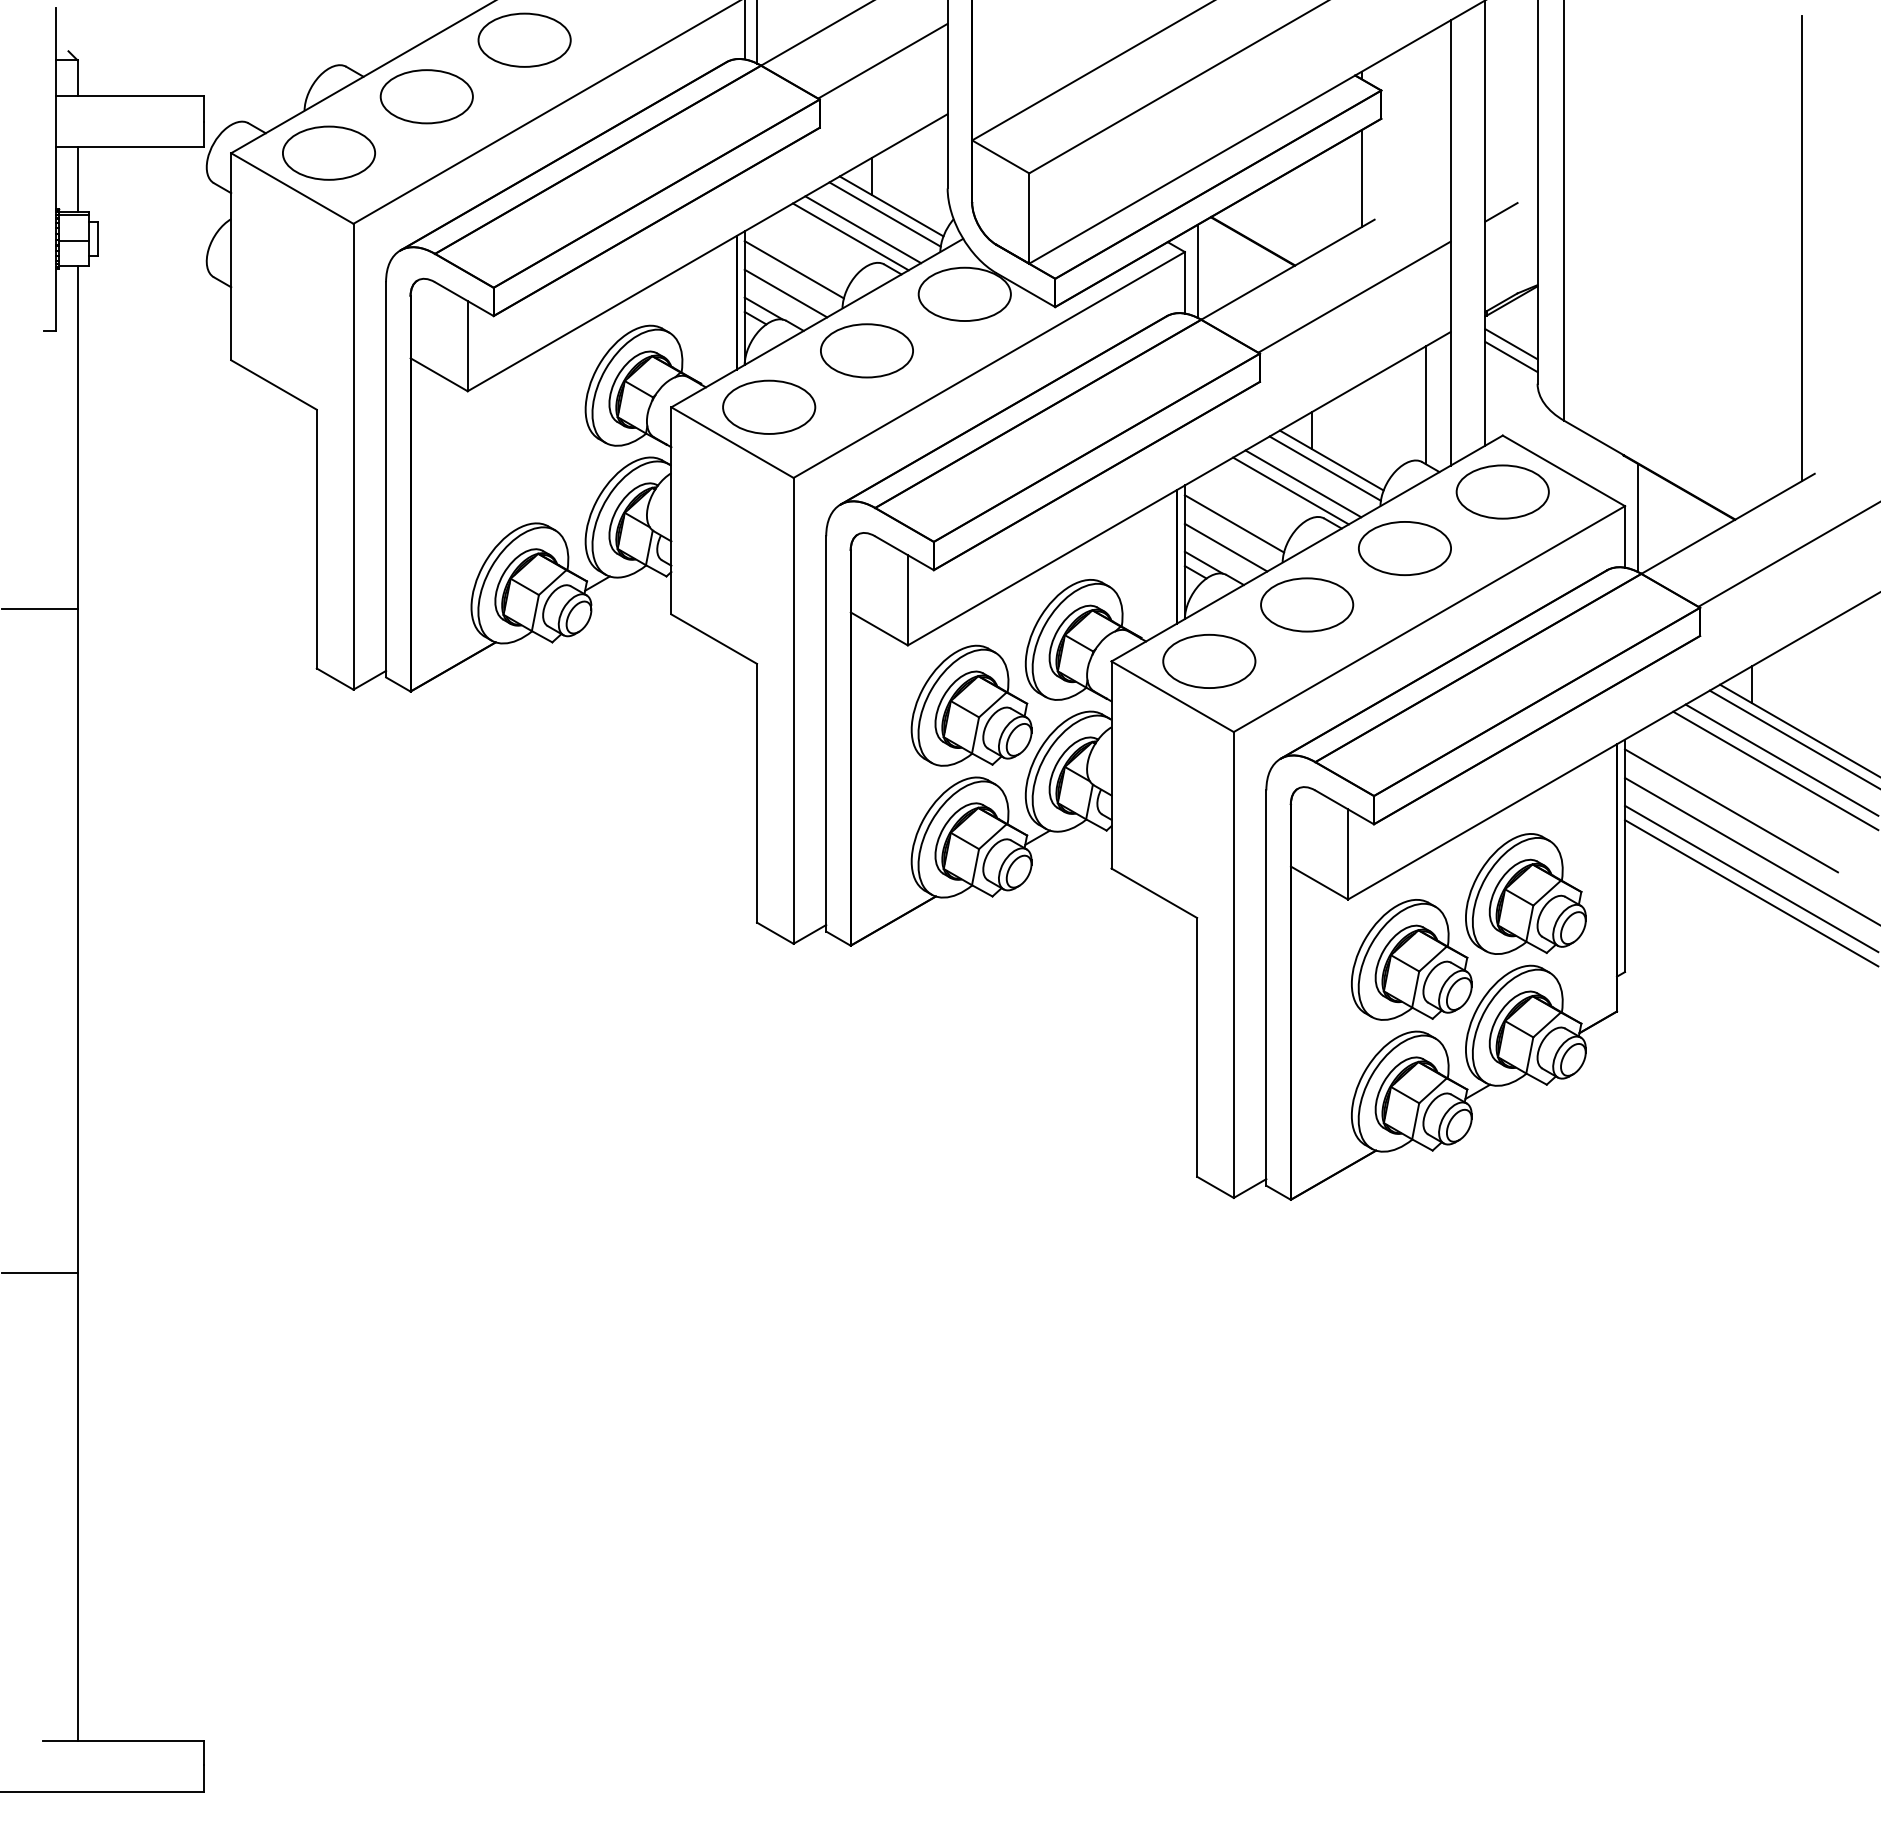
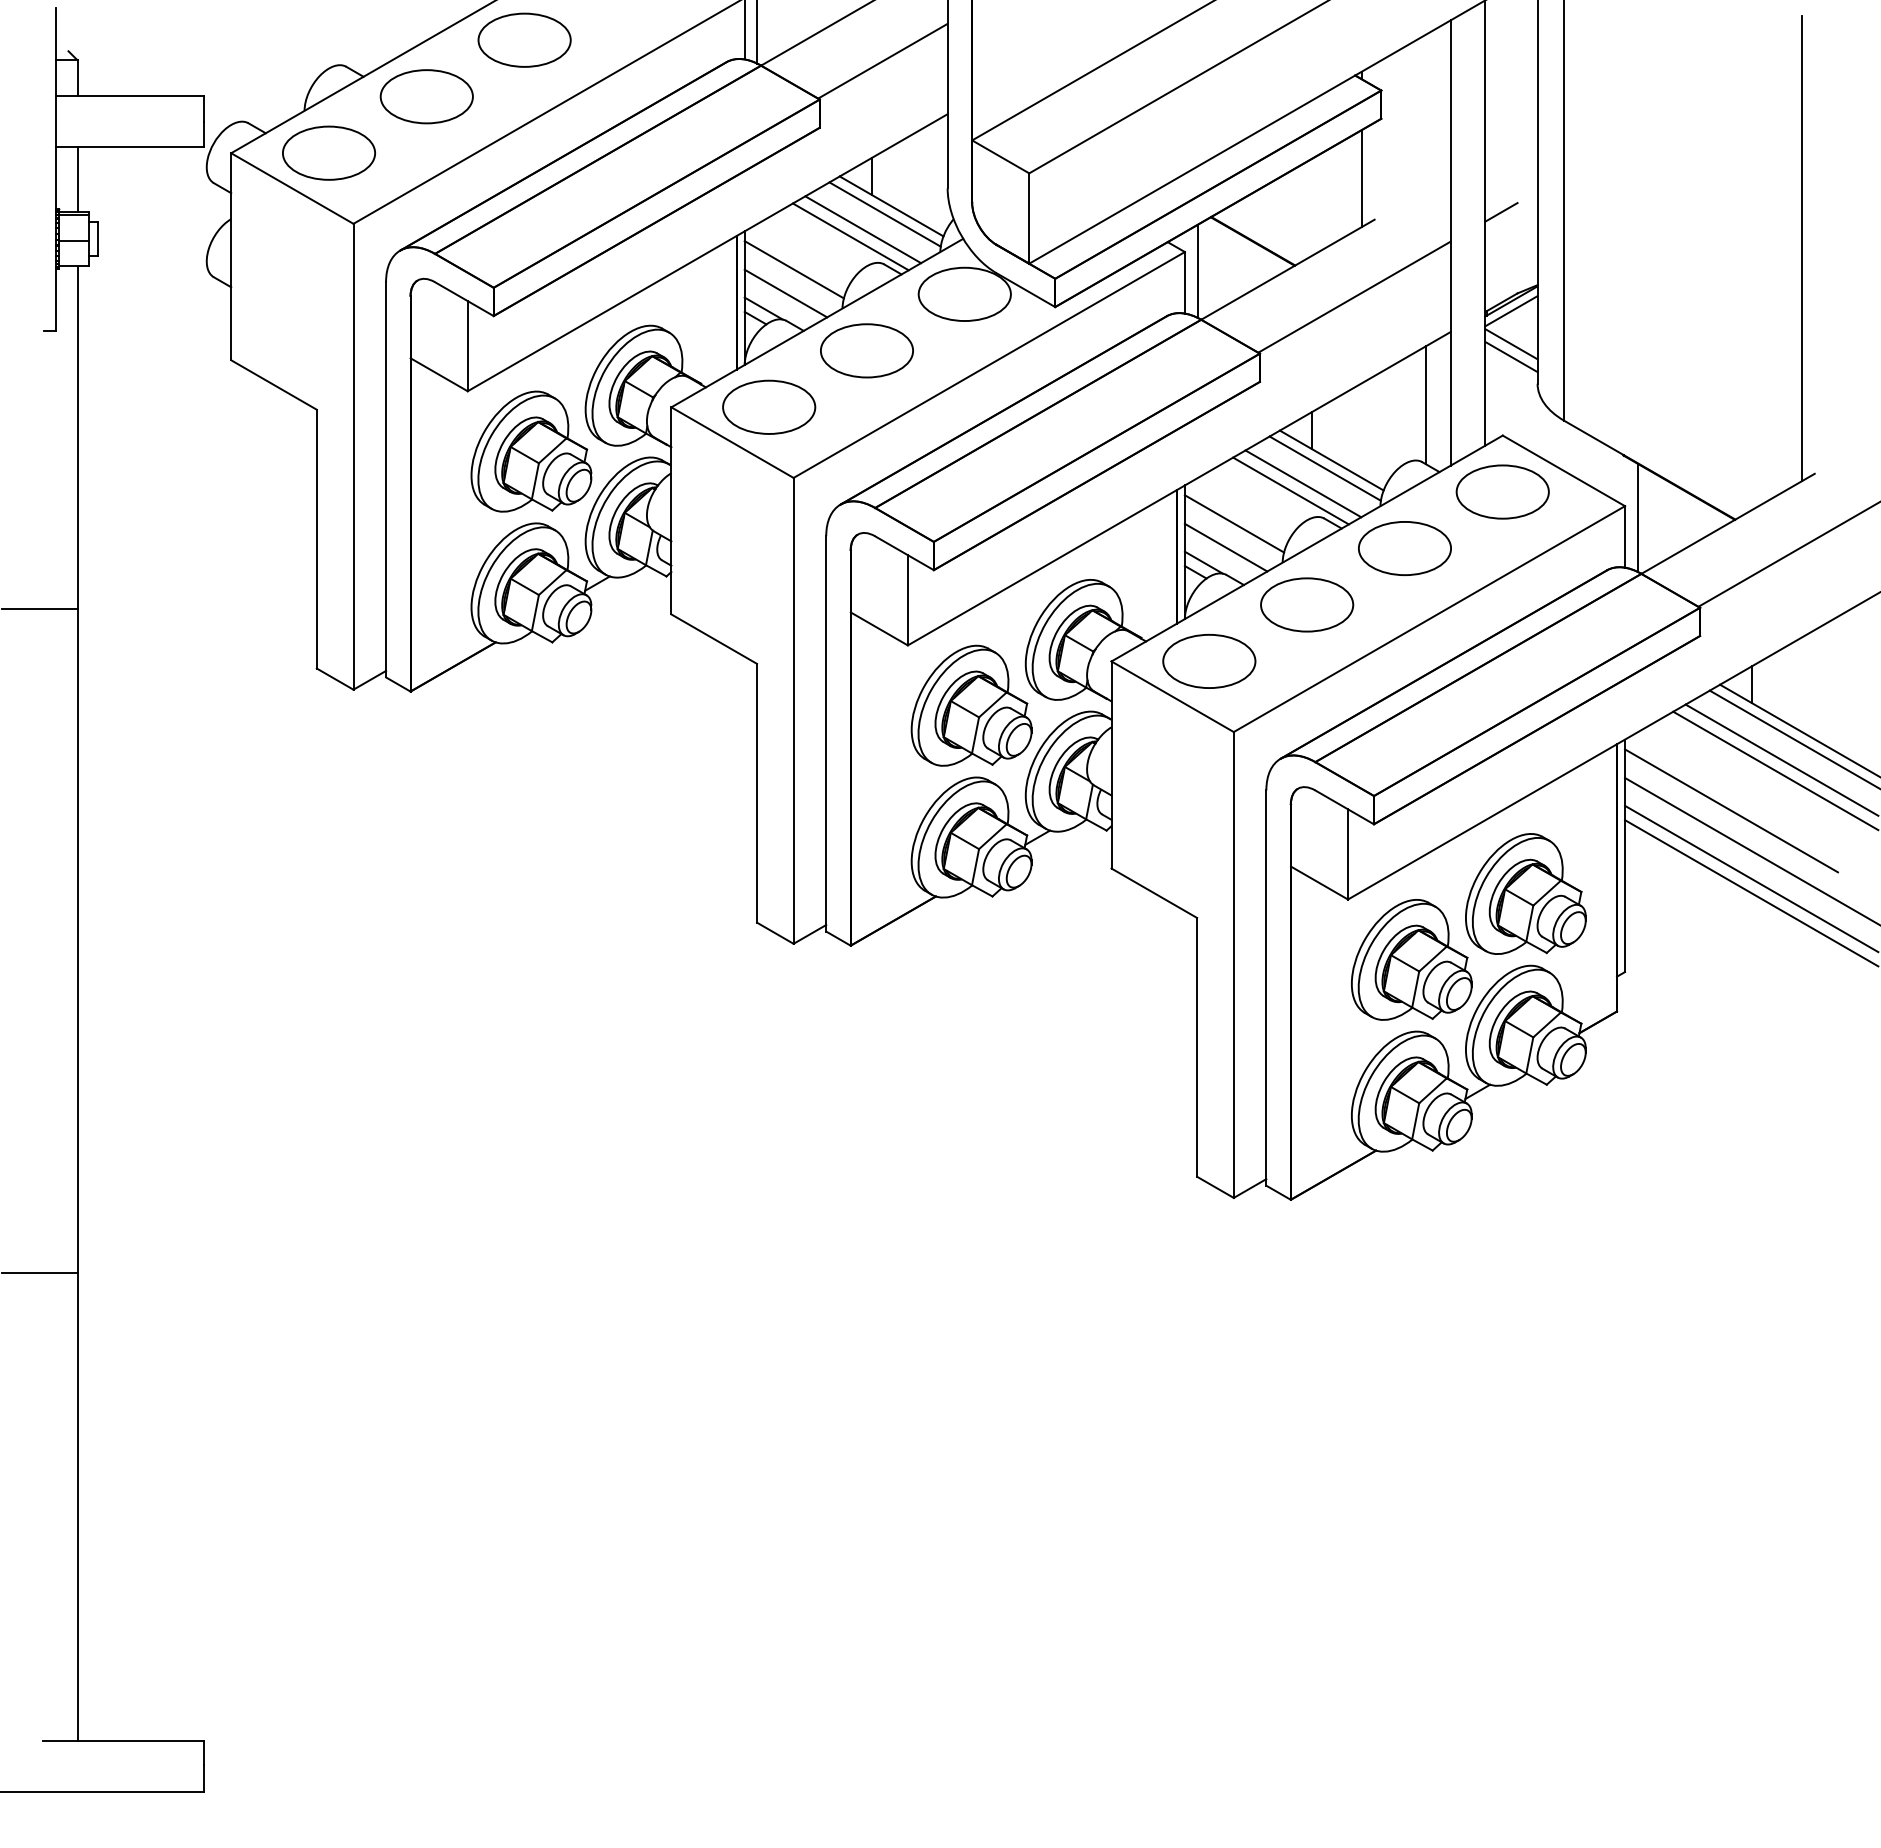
line: none -> present (1511, 311)
part: none -> present (531, 451)
